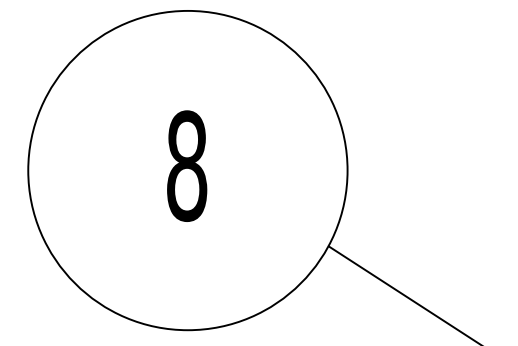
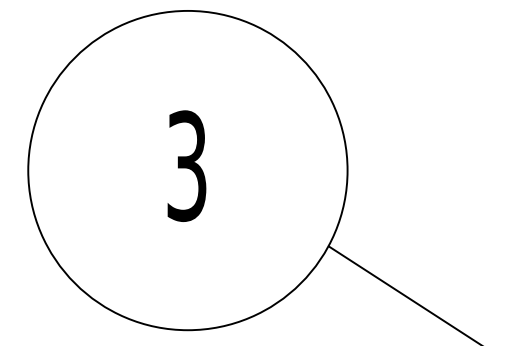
text: 8 -> 3 (187, 165)
